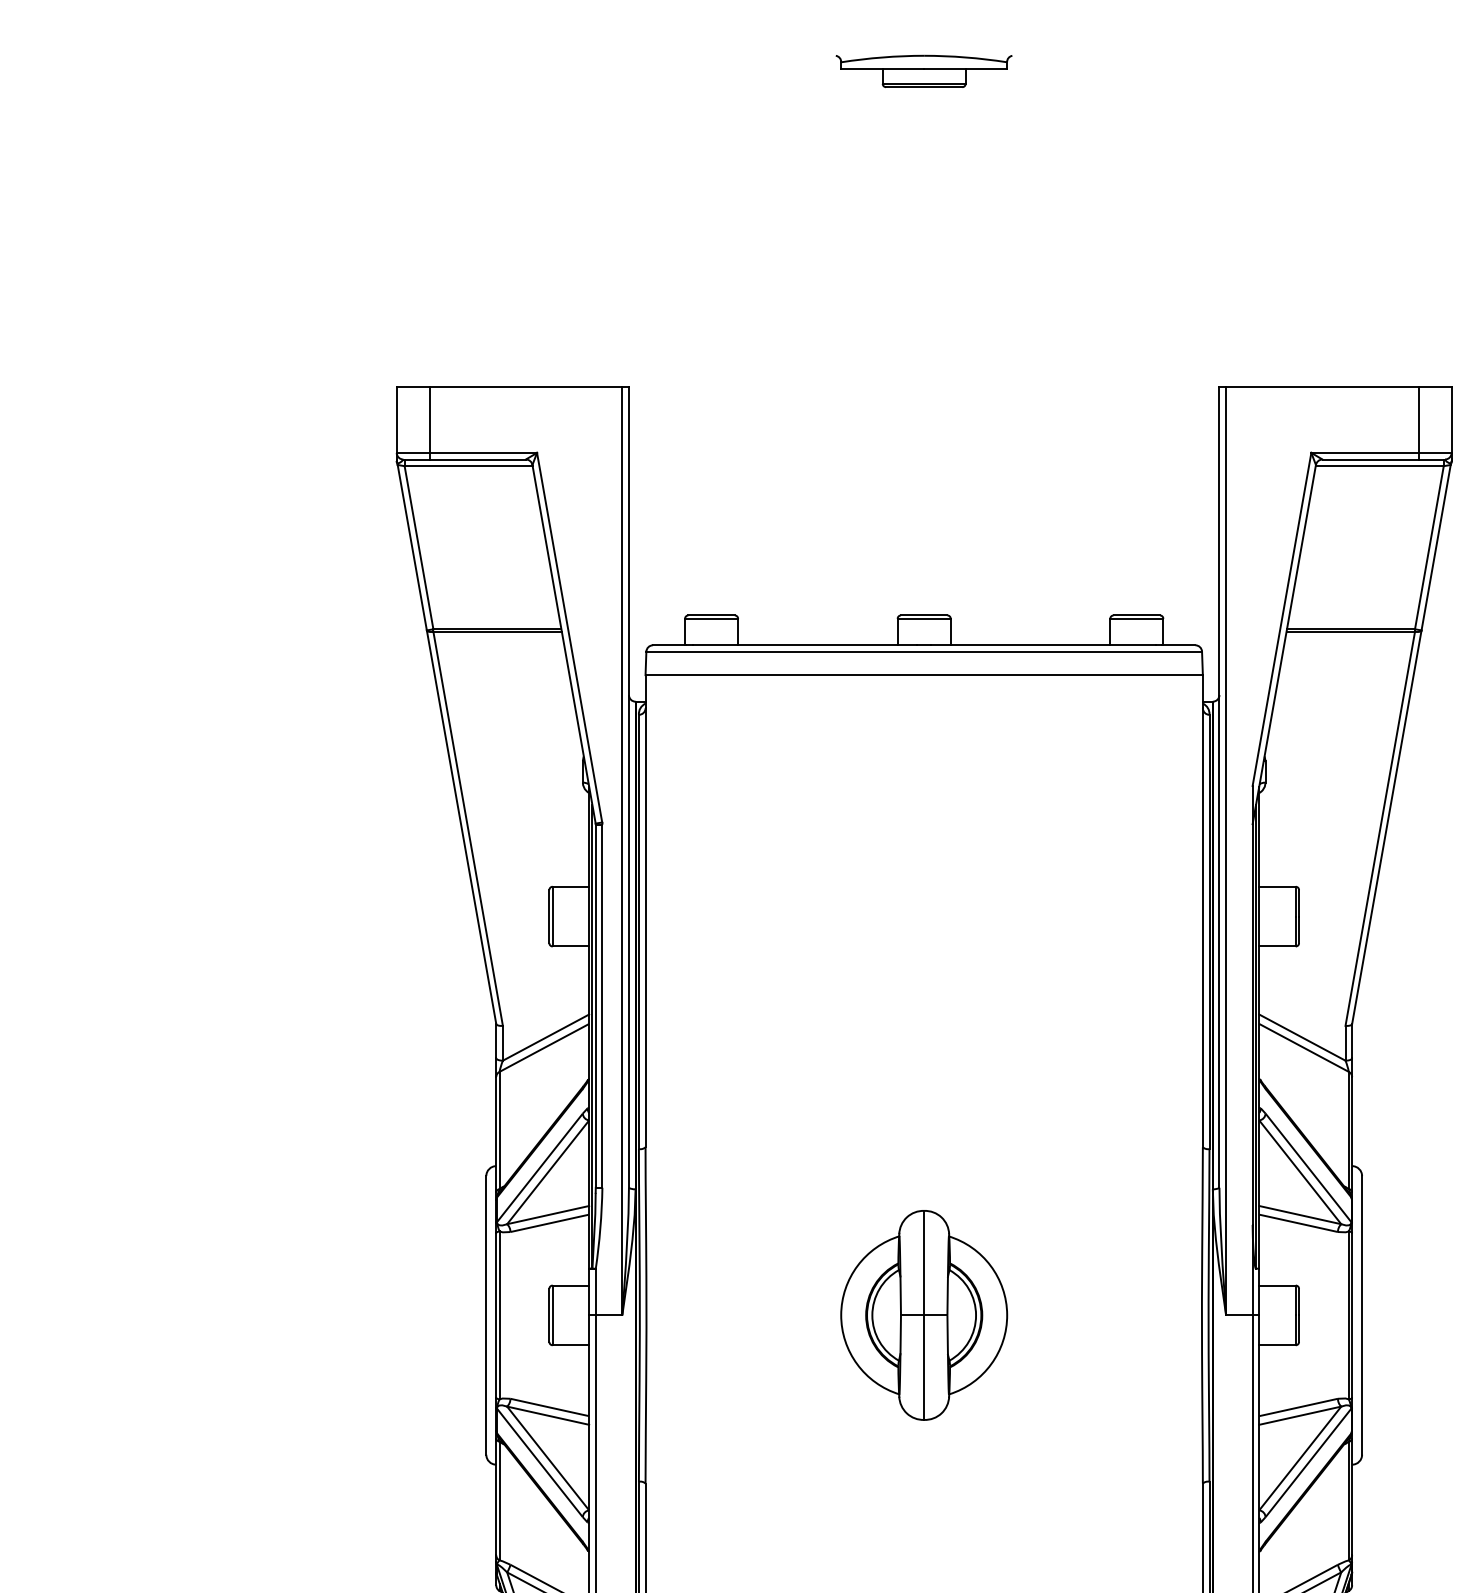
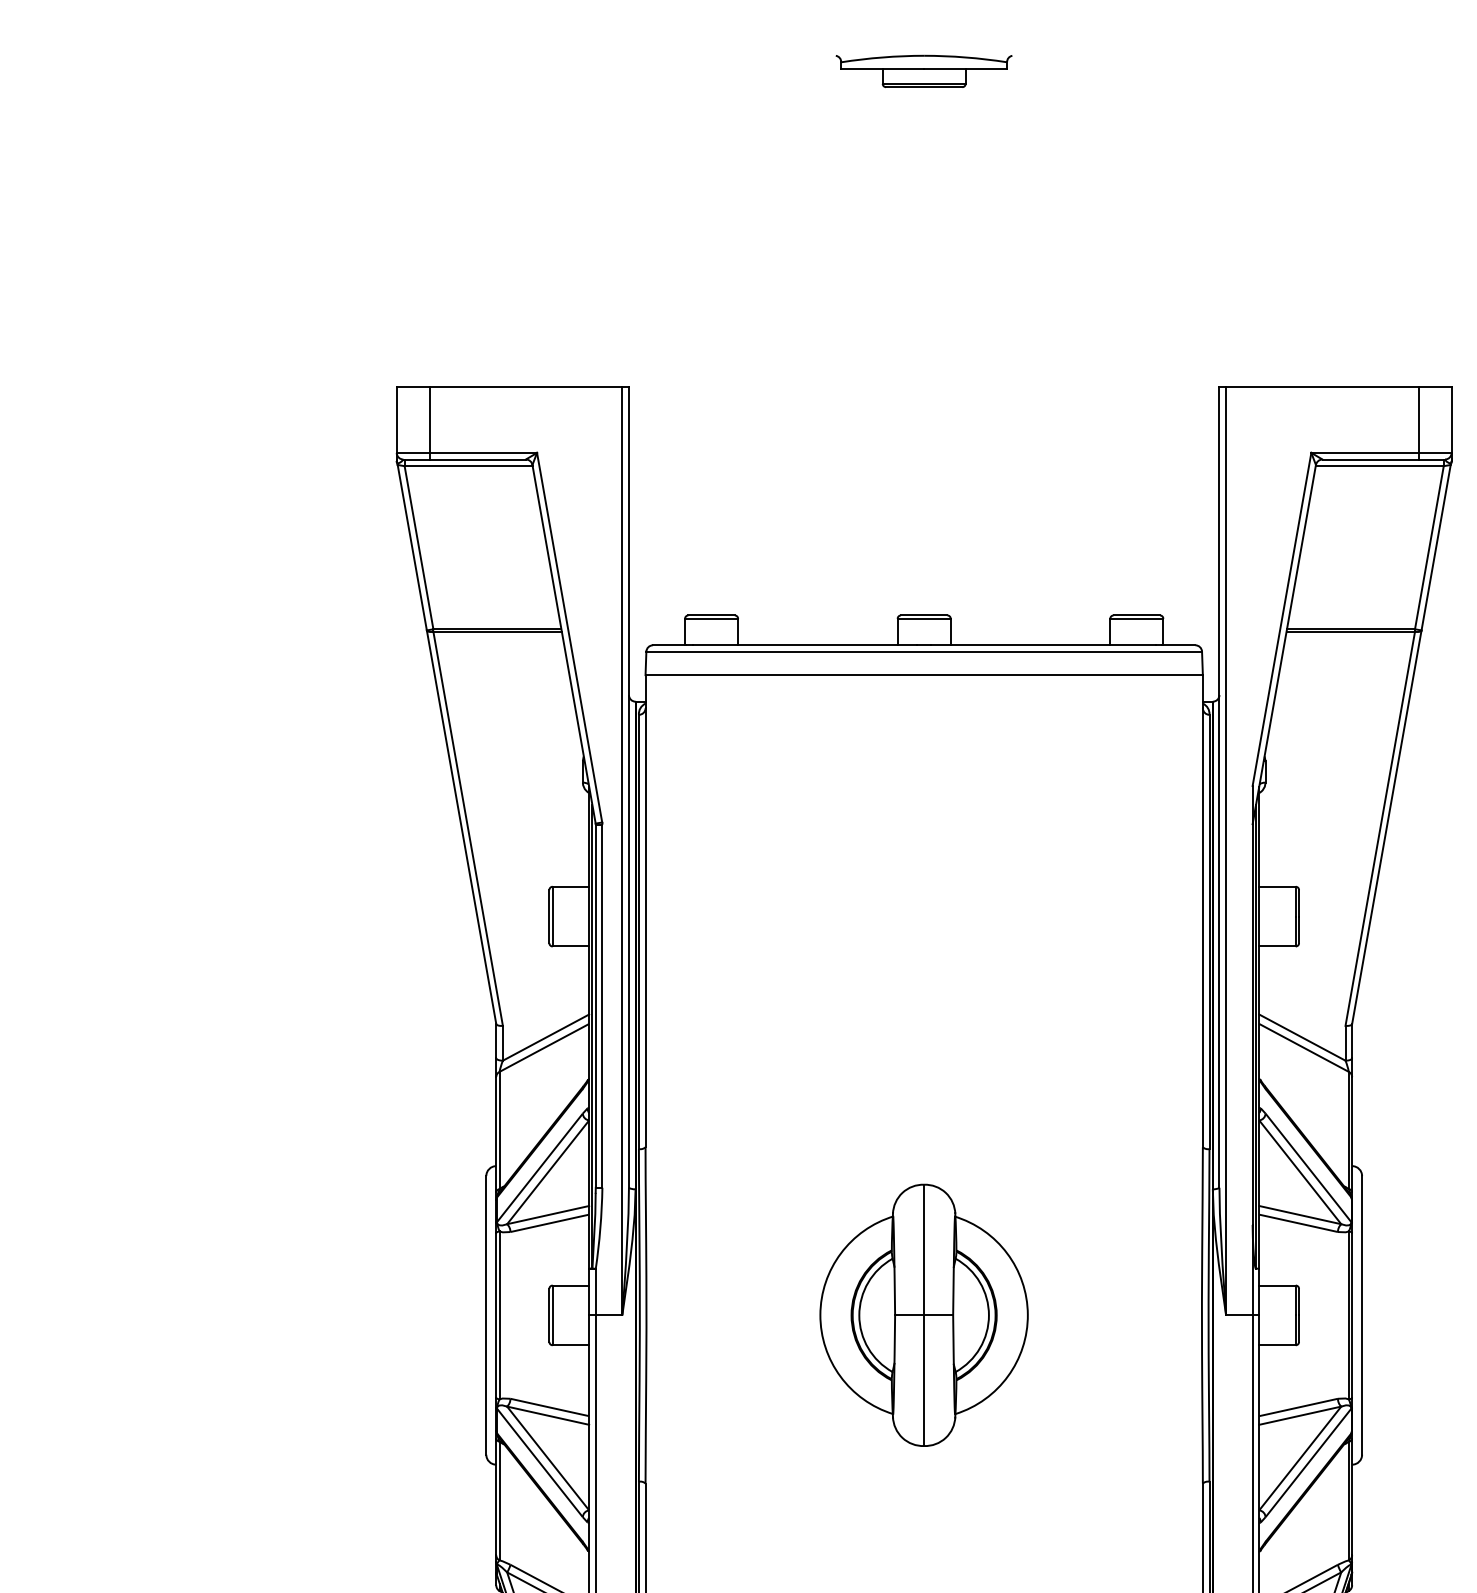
part size: 169x211 px -> 210x264 px (923, 1314)
